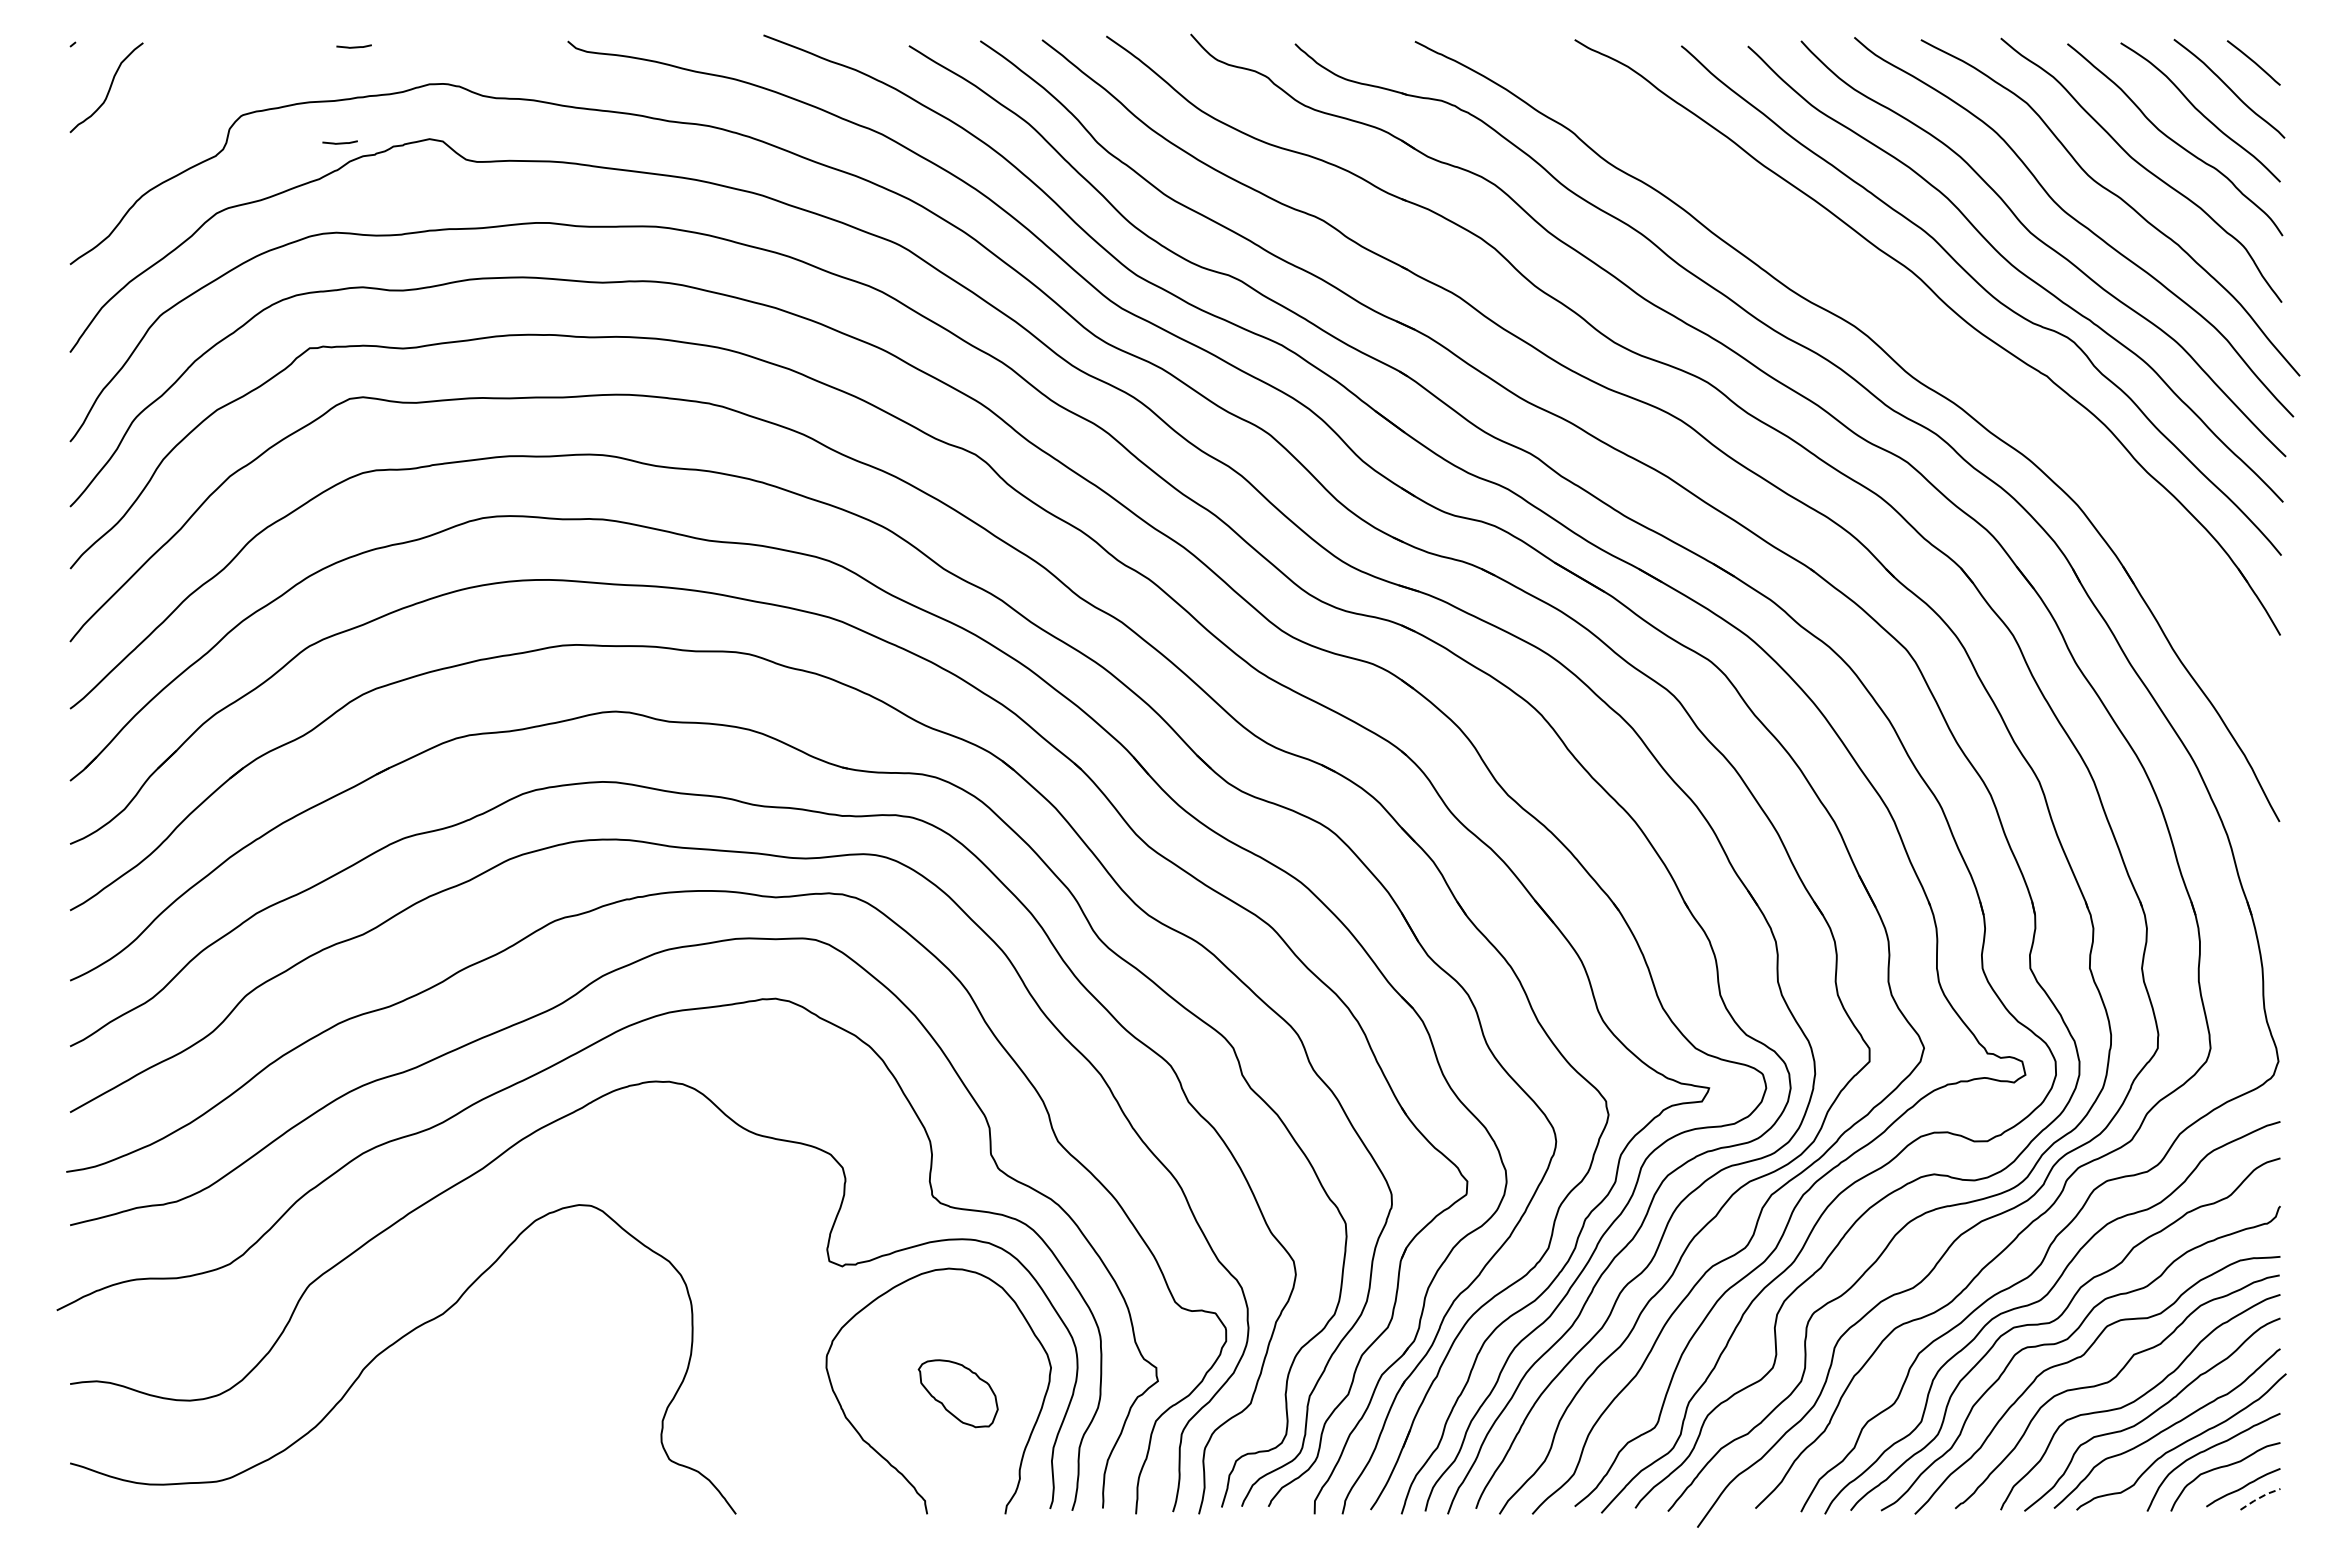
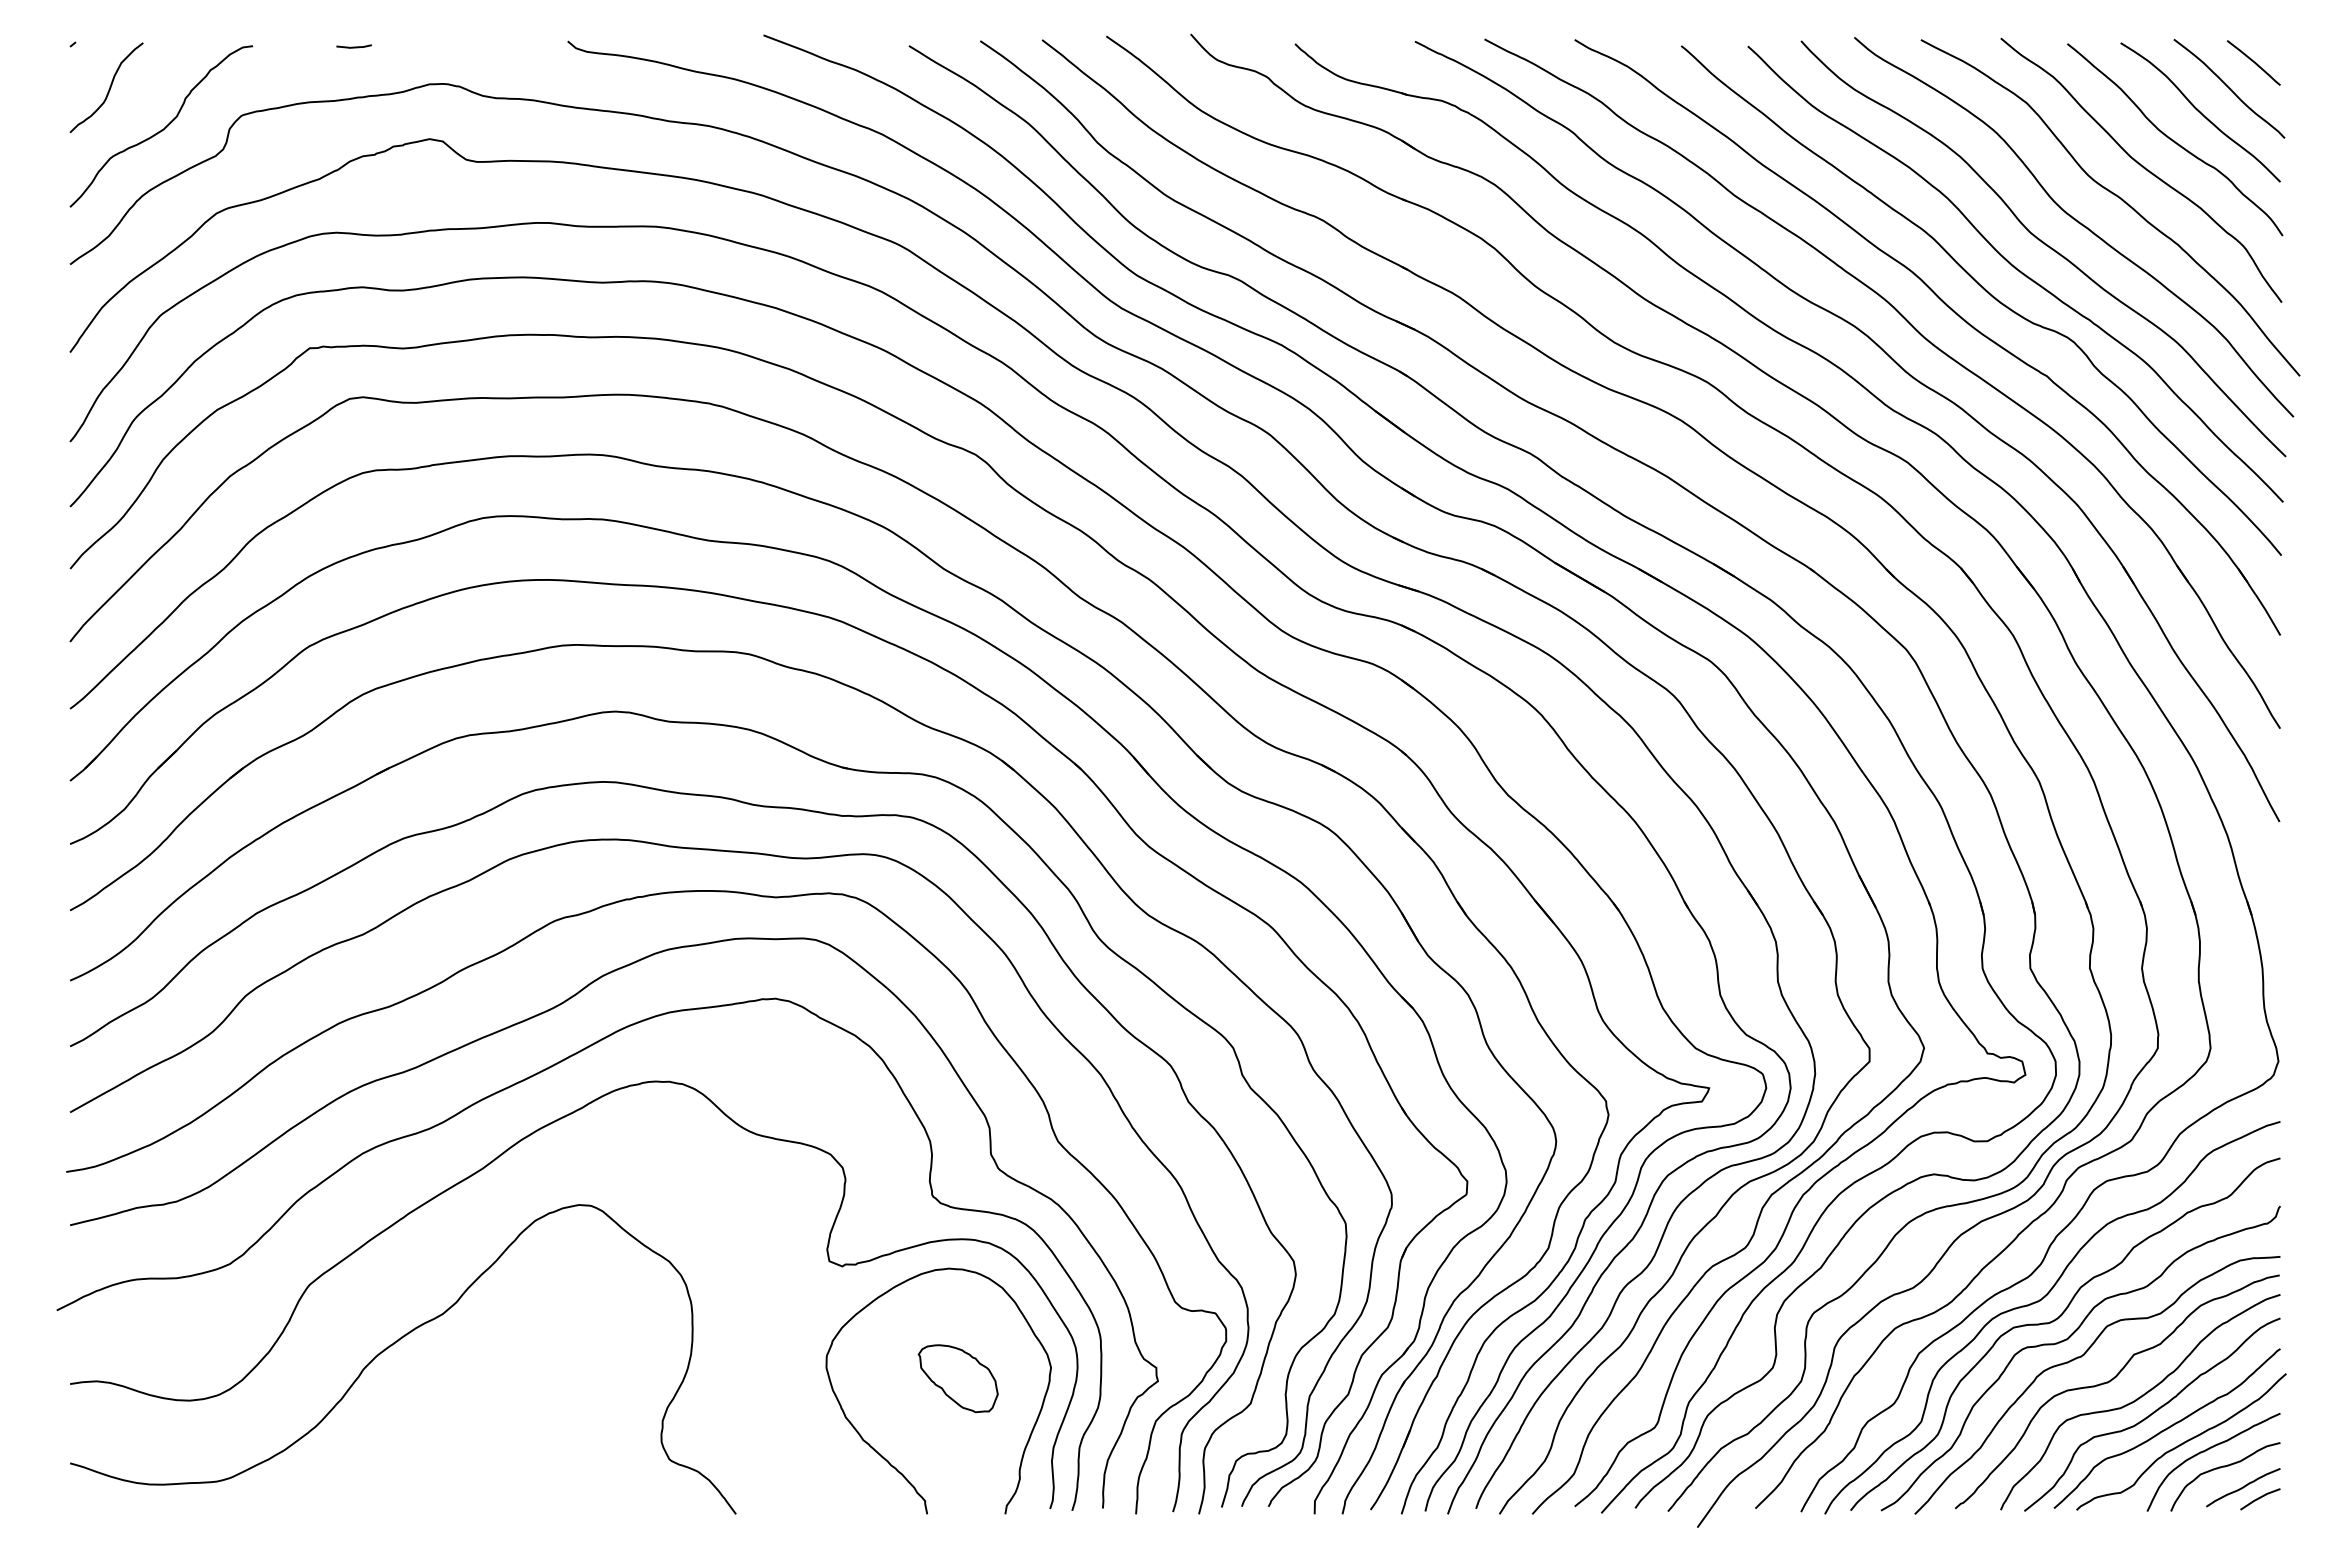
curve: none -> present (161, 129)
curve: present -> none (339, 142)
part: none -> present (1923, 338)
part position: (957, 1393) -> (957, 1378) (957, 1378)
line: dashed -> solid (2259, 1497)
